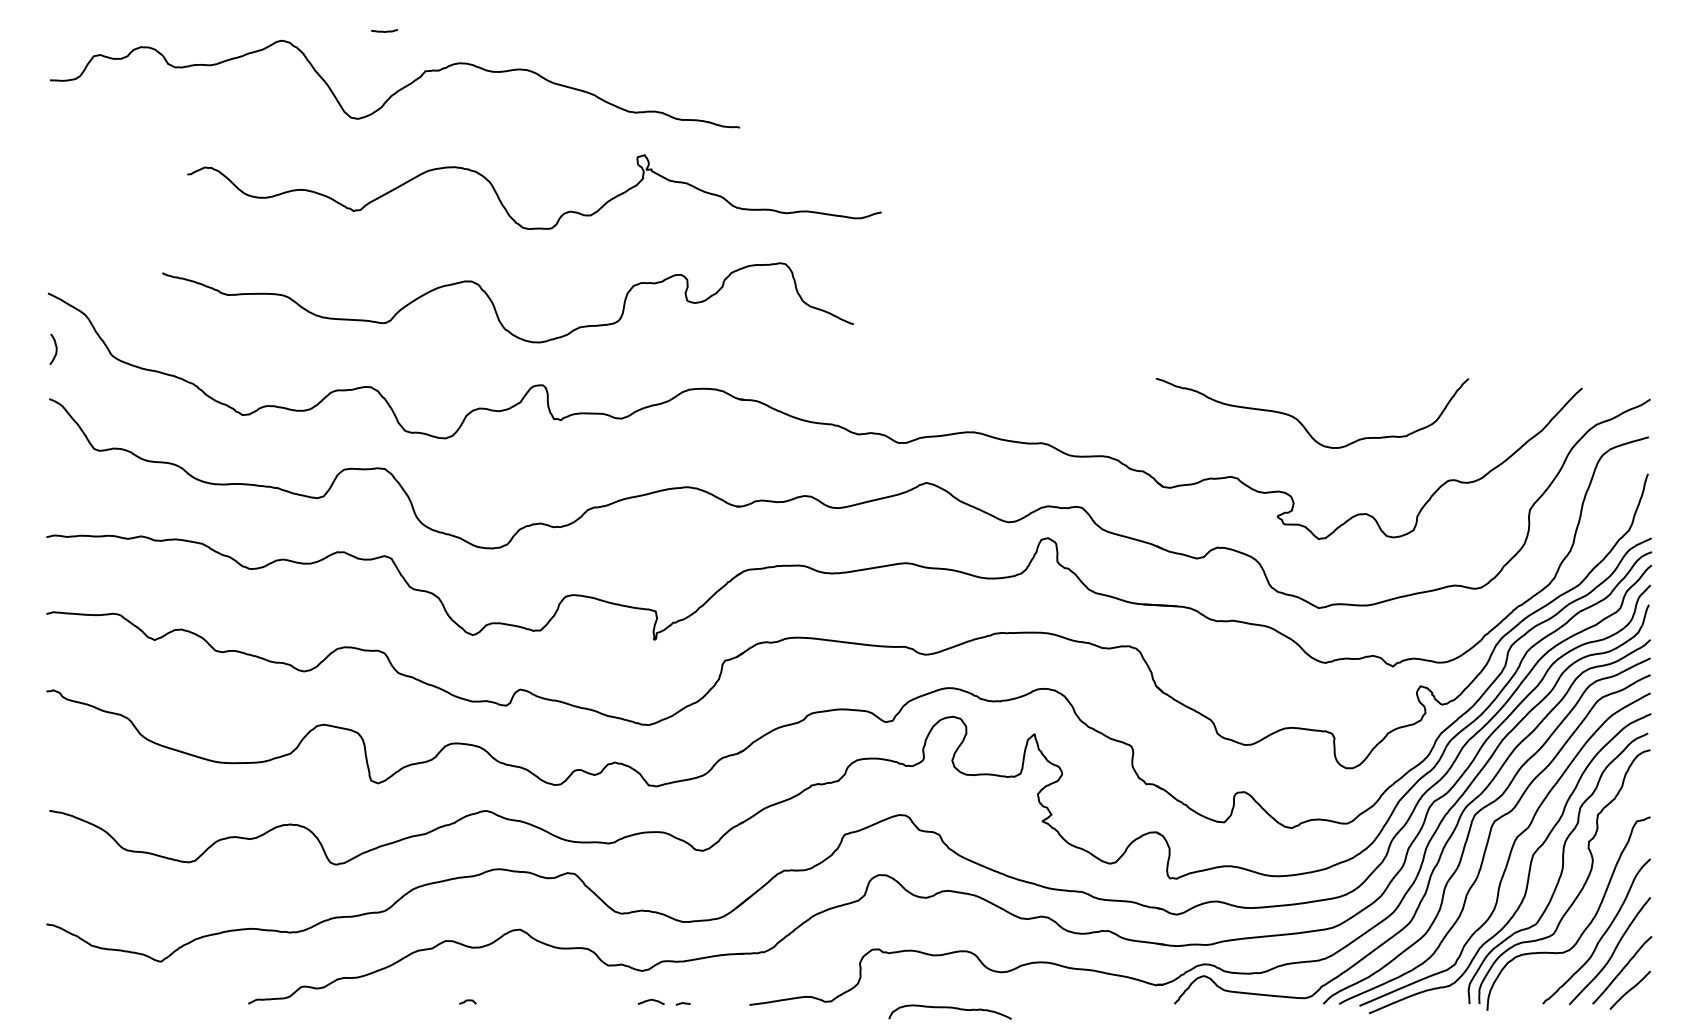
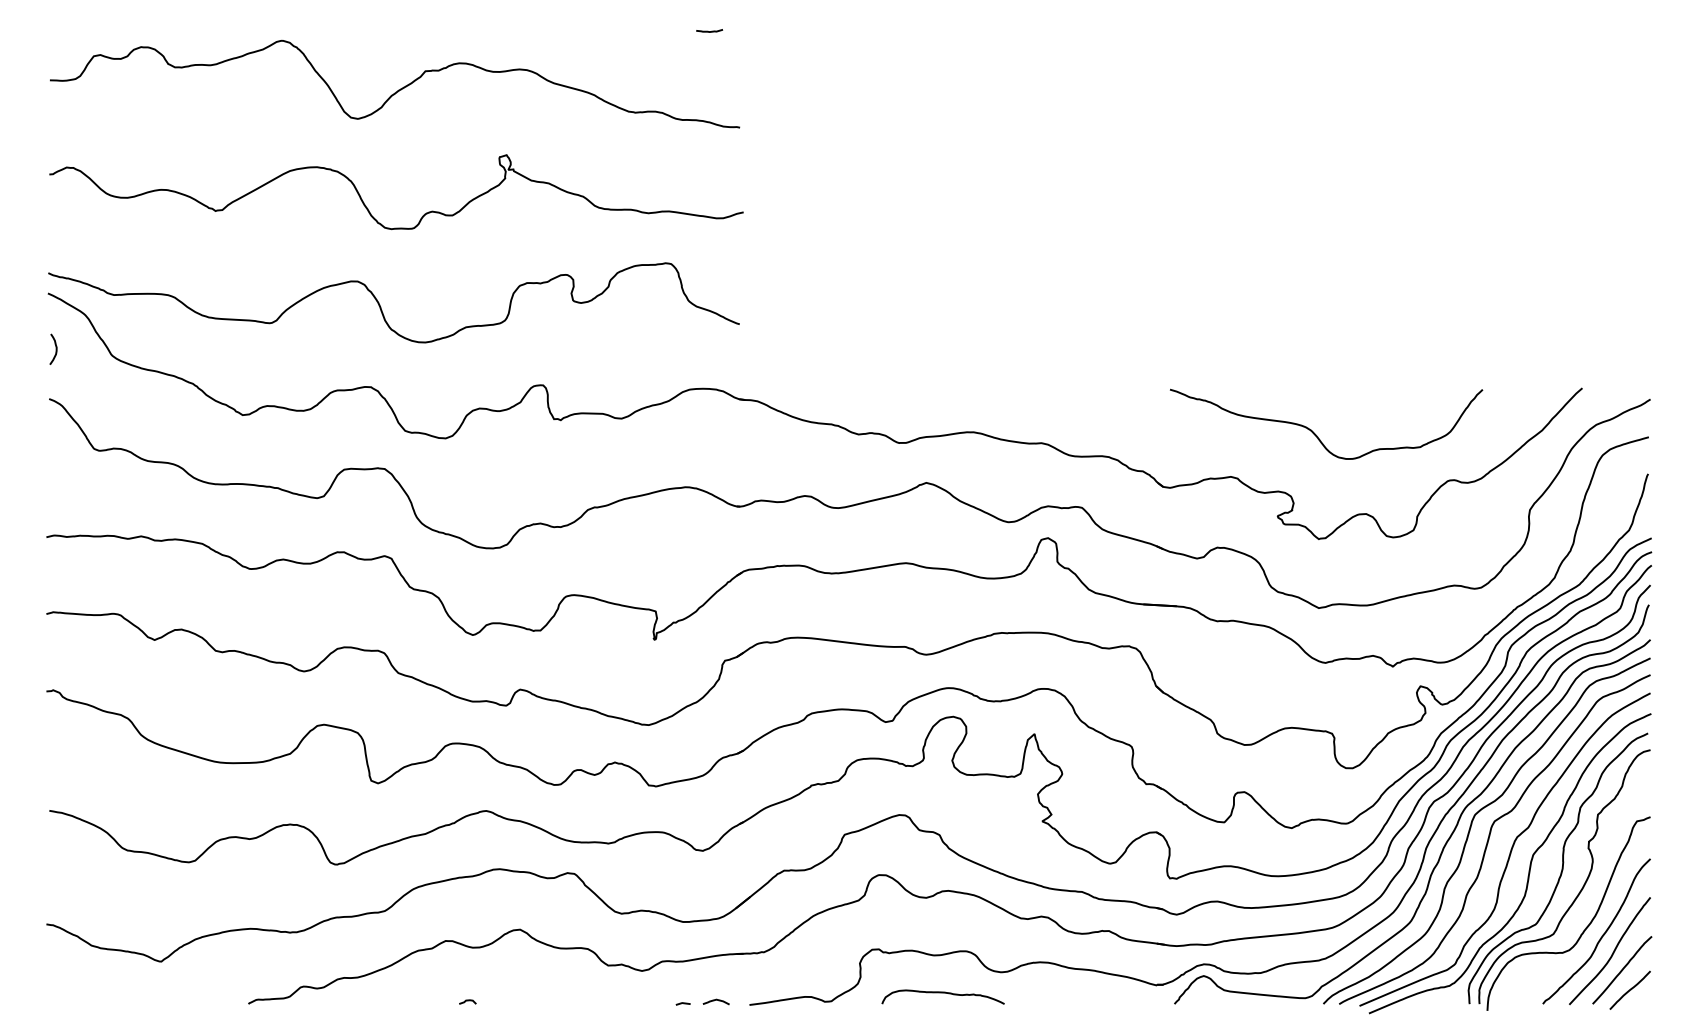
line position: (384, 31) -> (709, 31) (709, 31)
curve position: (506, 208) -> (368, 208) (368, 208)
curve position: (495, 307) -> (381, 307) (381, 307)
curve position: (1301, 422) -> (1315, 433) (1315, 433)
curve position: (650, 1000) -> (715, 1000) (715, 1000)
curve position: (949, 1008) -> (942, 993) (942, 993)
